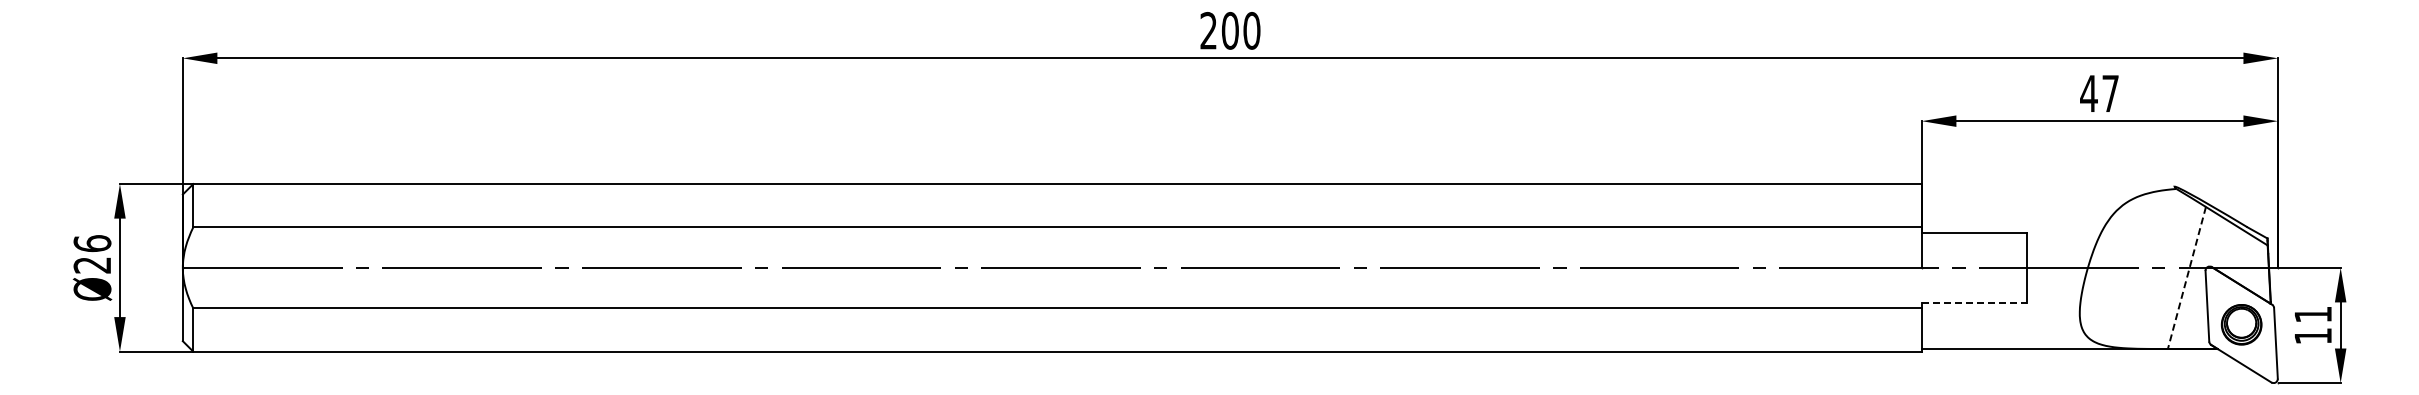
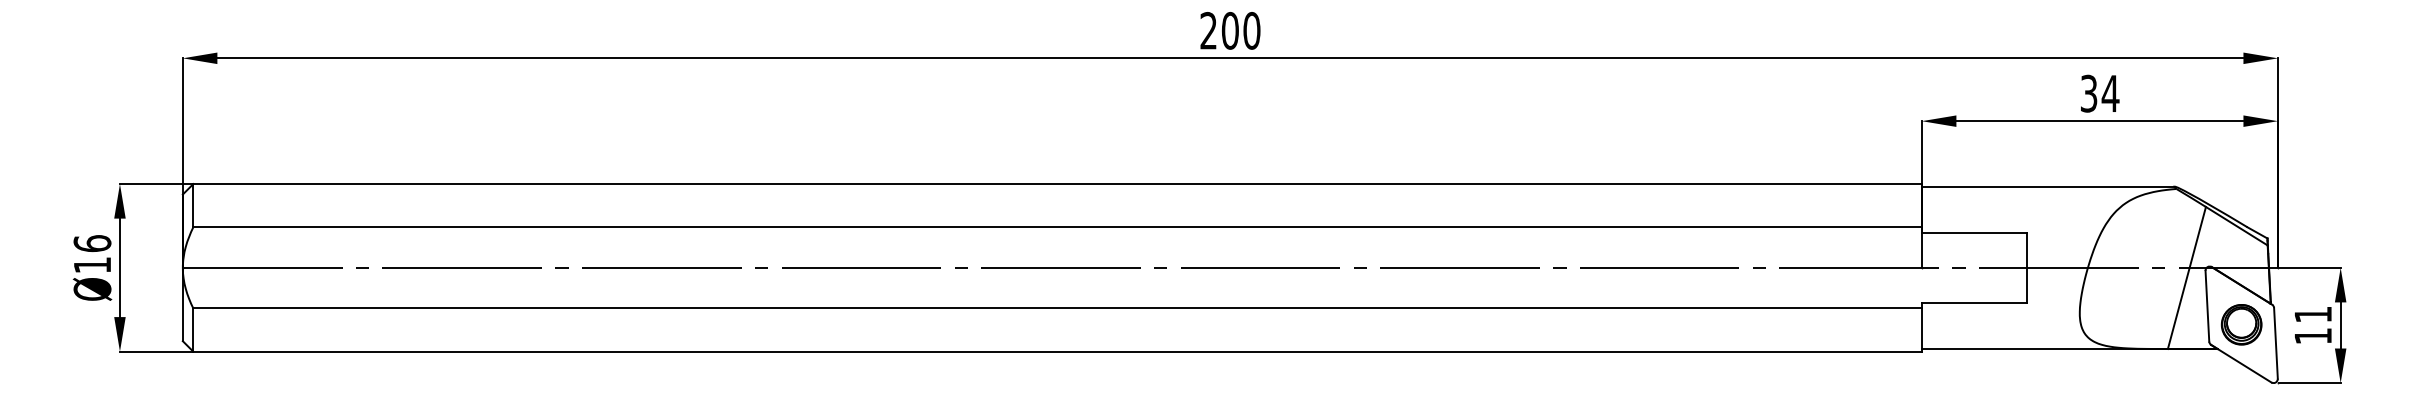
text: 47 -> 34 (2099, 93)
line: none -> present (2047, 186)
text: Ø26 -> Ø16 (91, 265)
line: dashed -> solid (2186, 278)
line: dashed -> solid (1974, 302)
